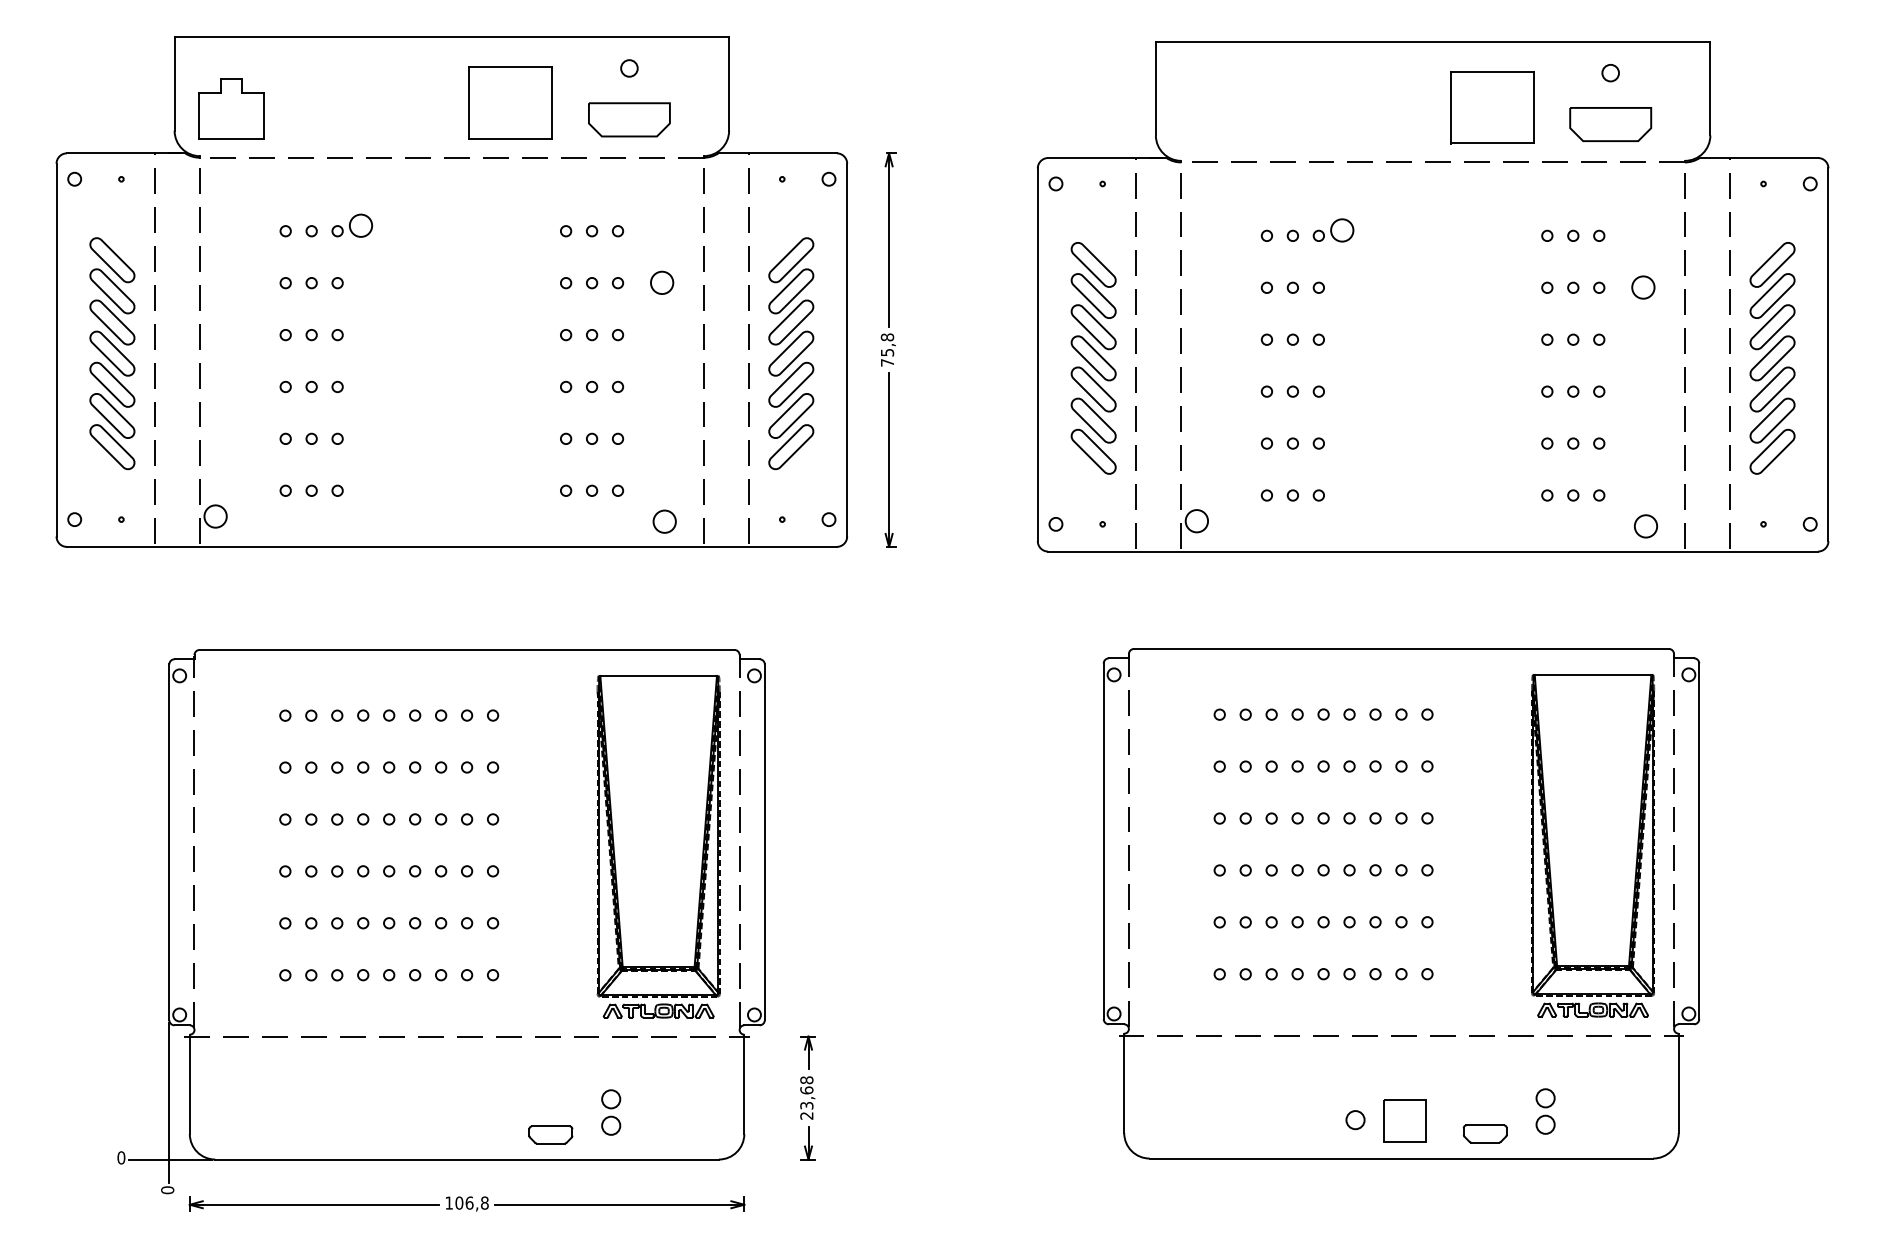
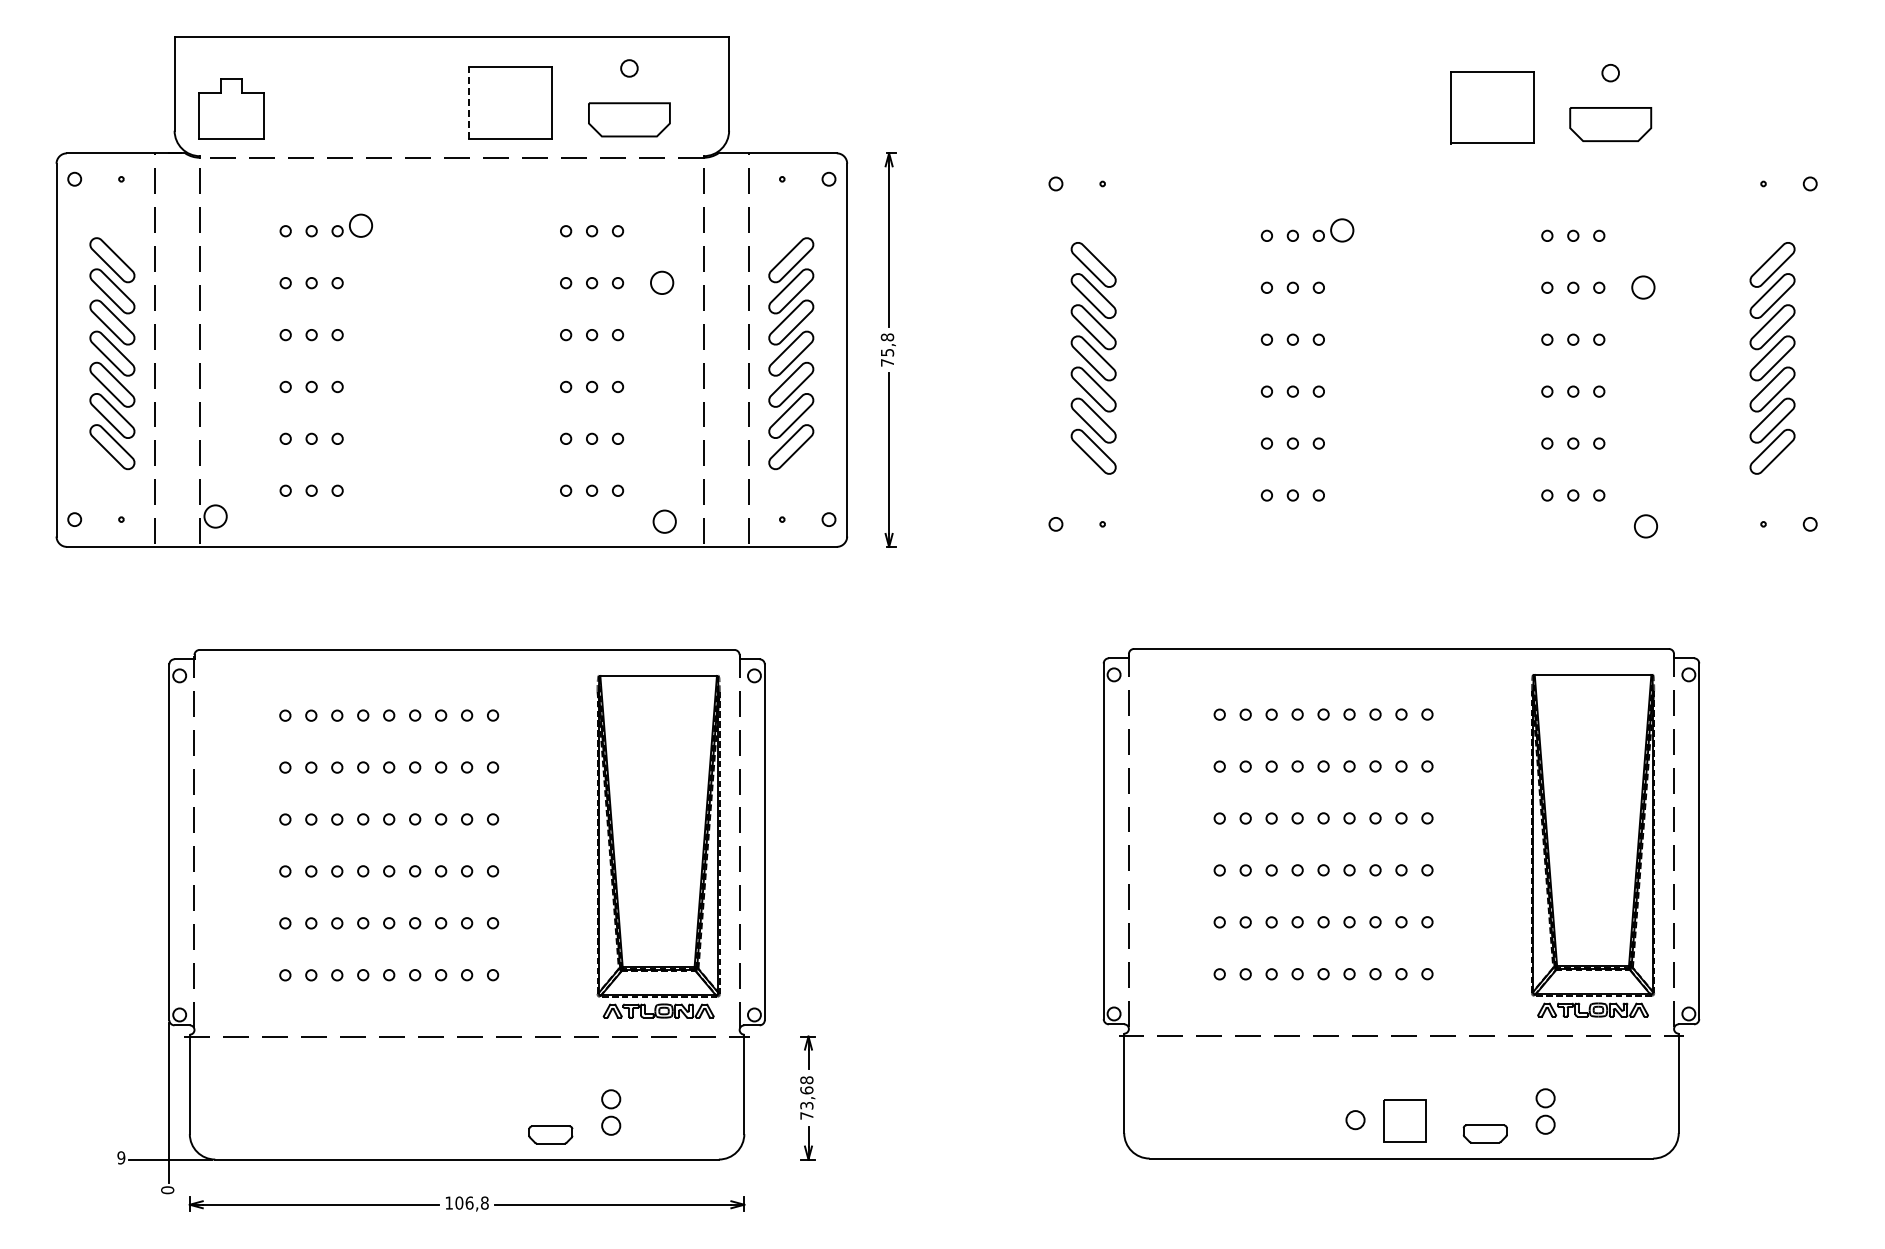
line: solid -> dashed (469, 102)
part: present -> none (1433, 296)
text: 23,68 -> 73,68 (806, 1115)
text: 0 -> 9 (121, 1157)
